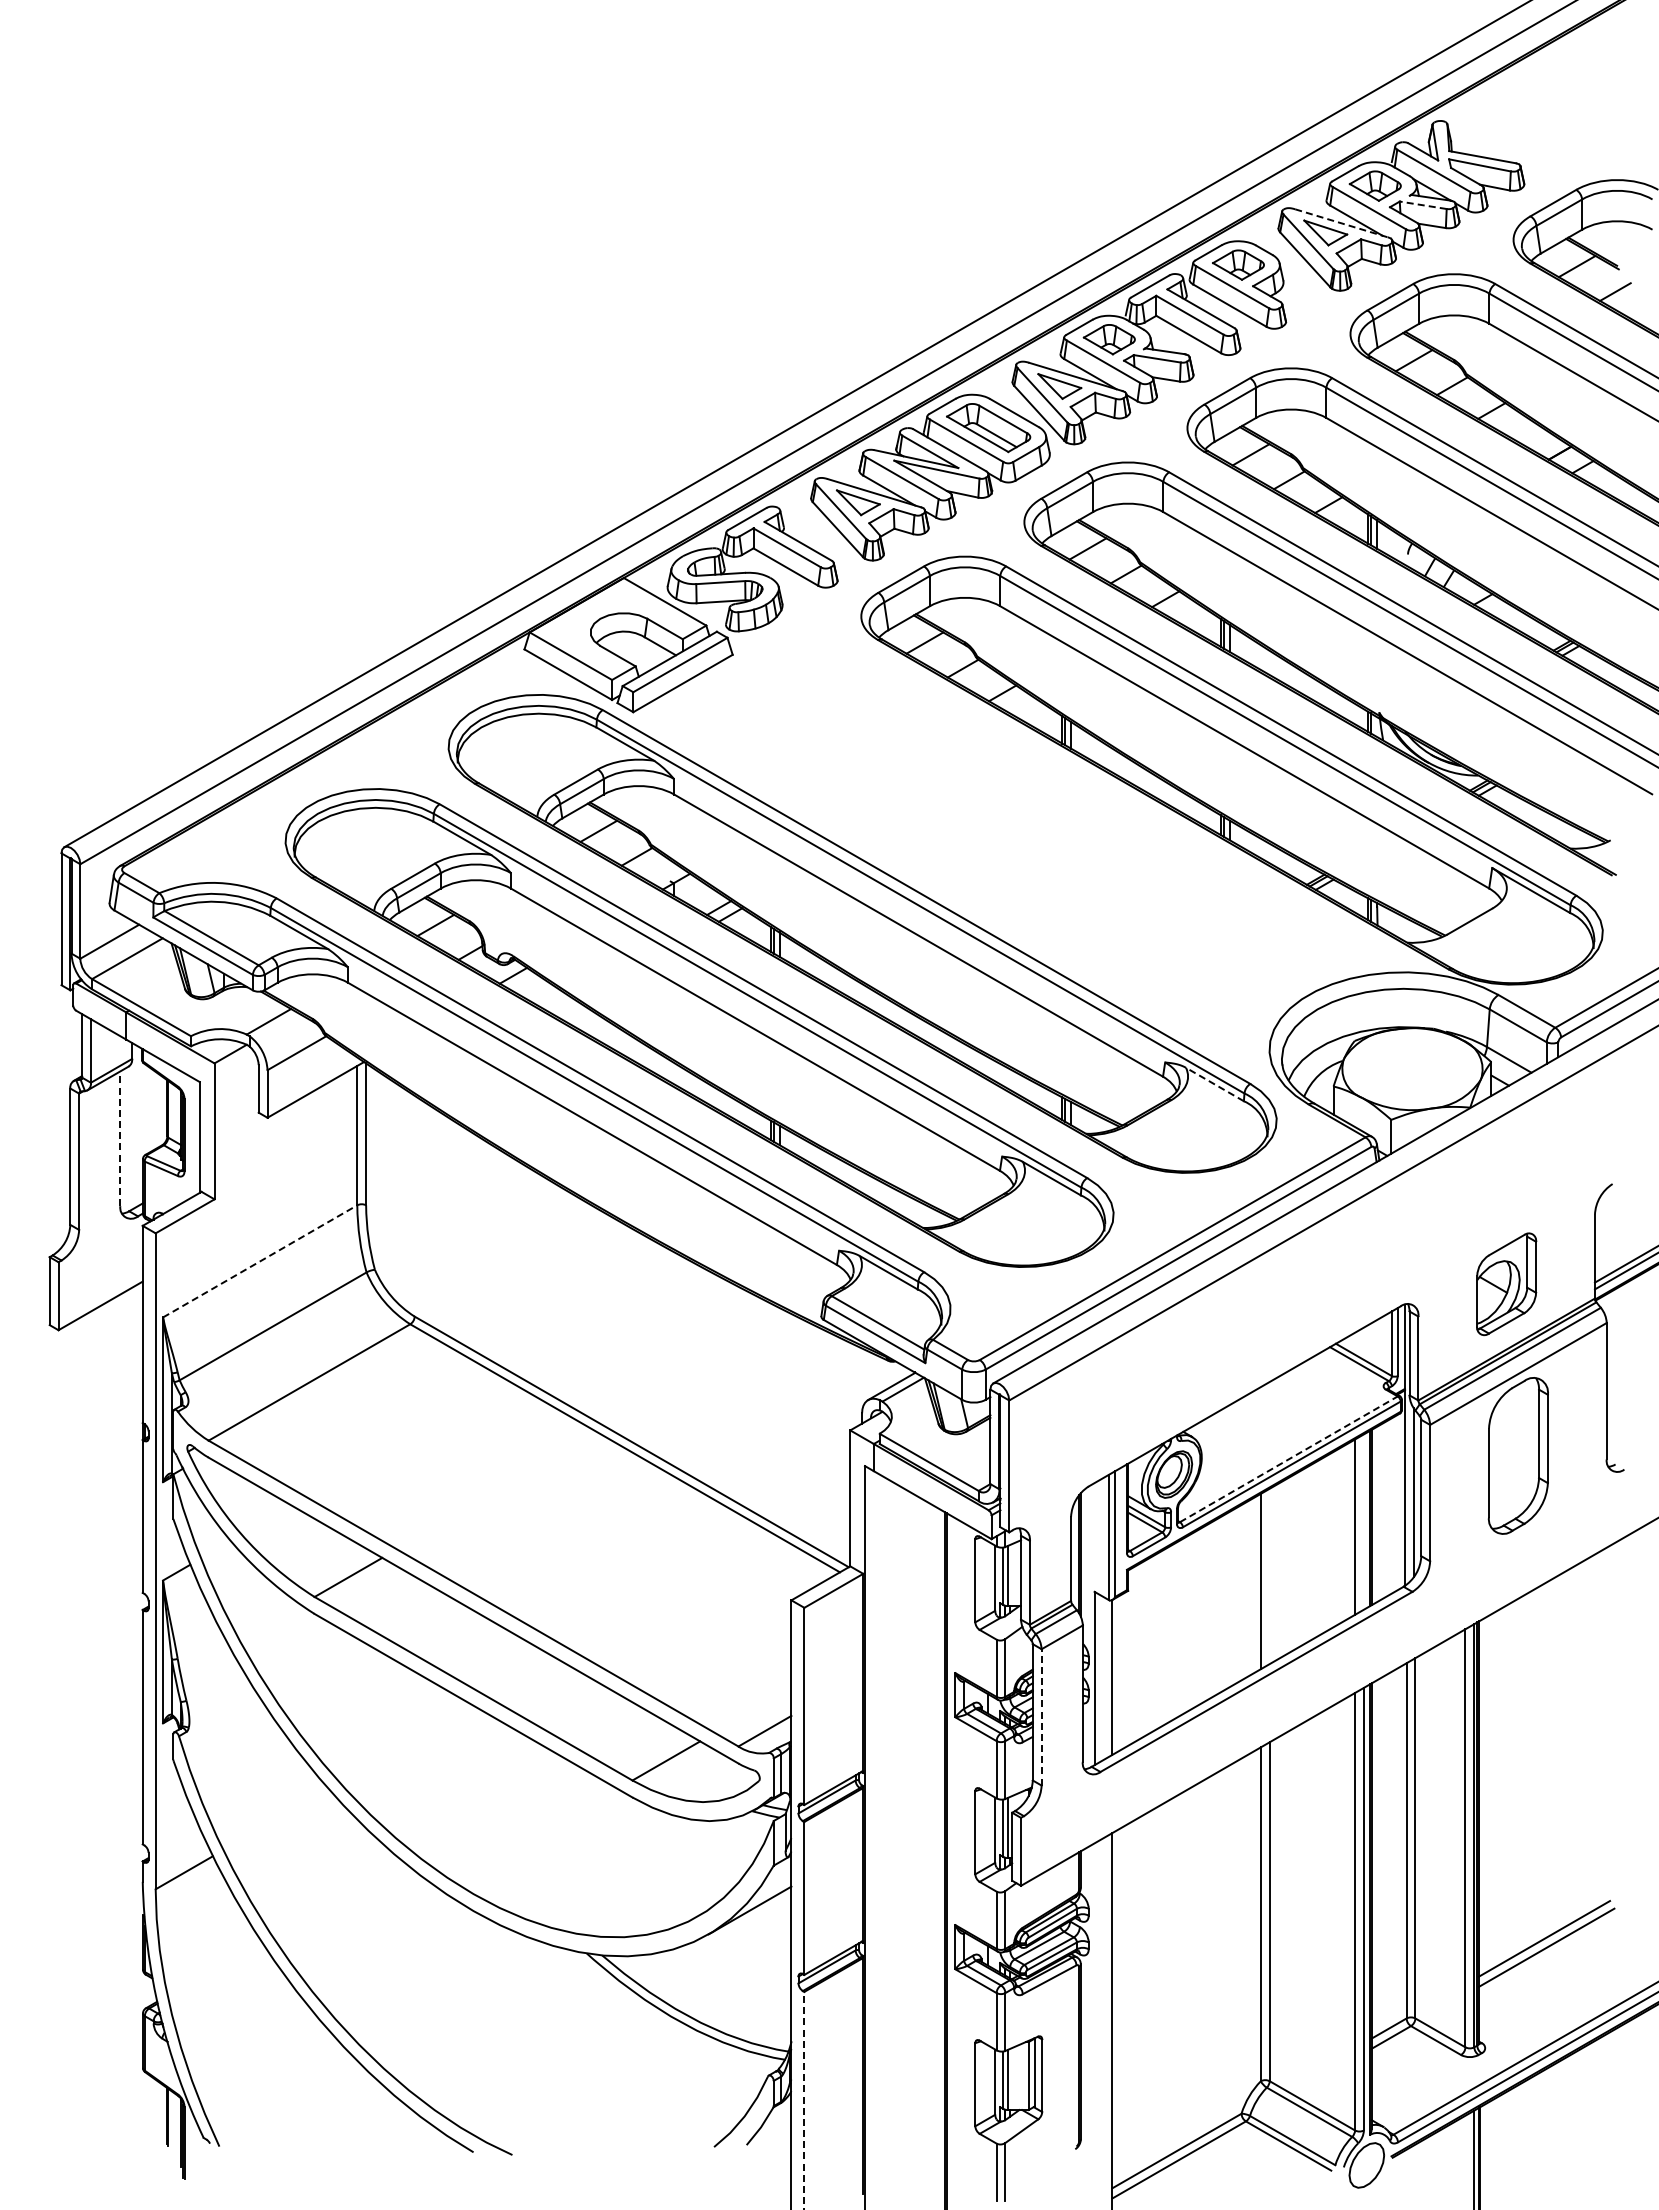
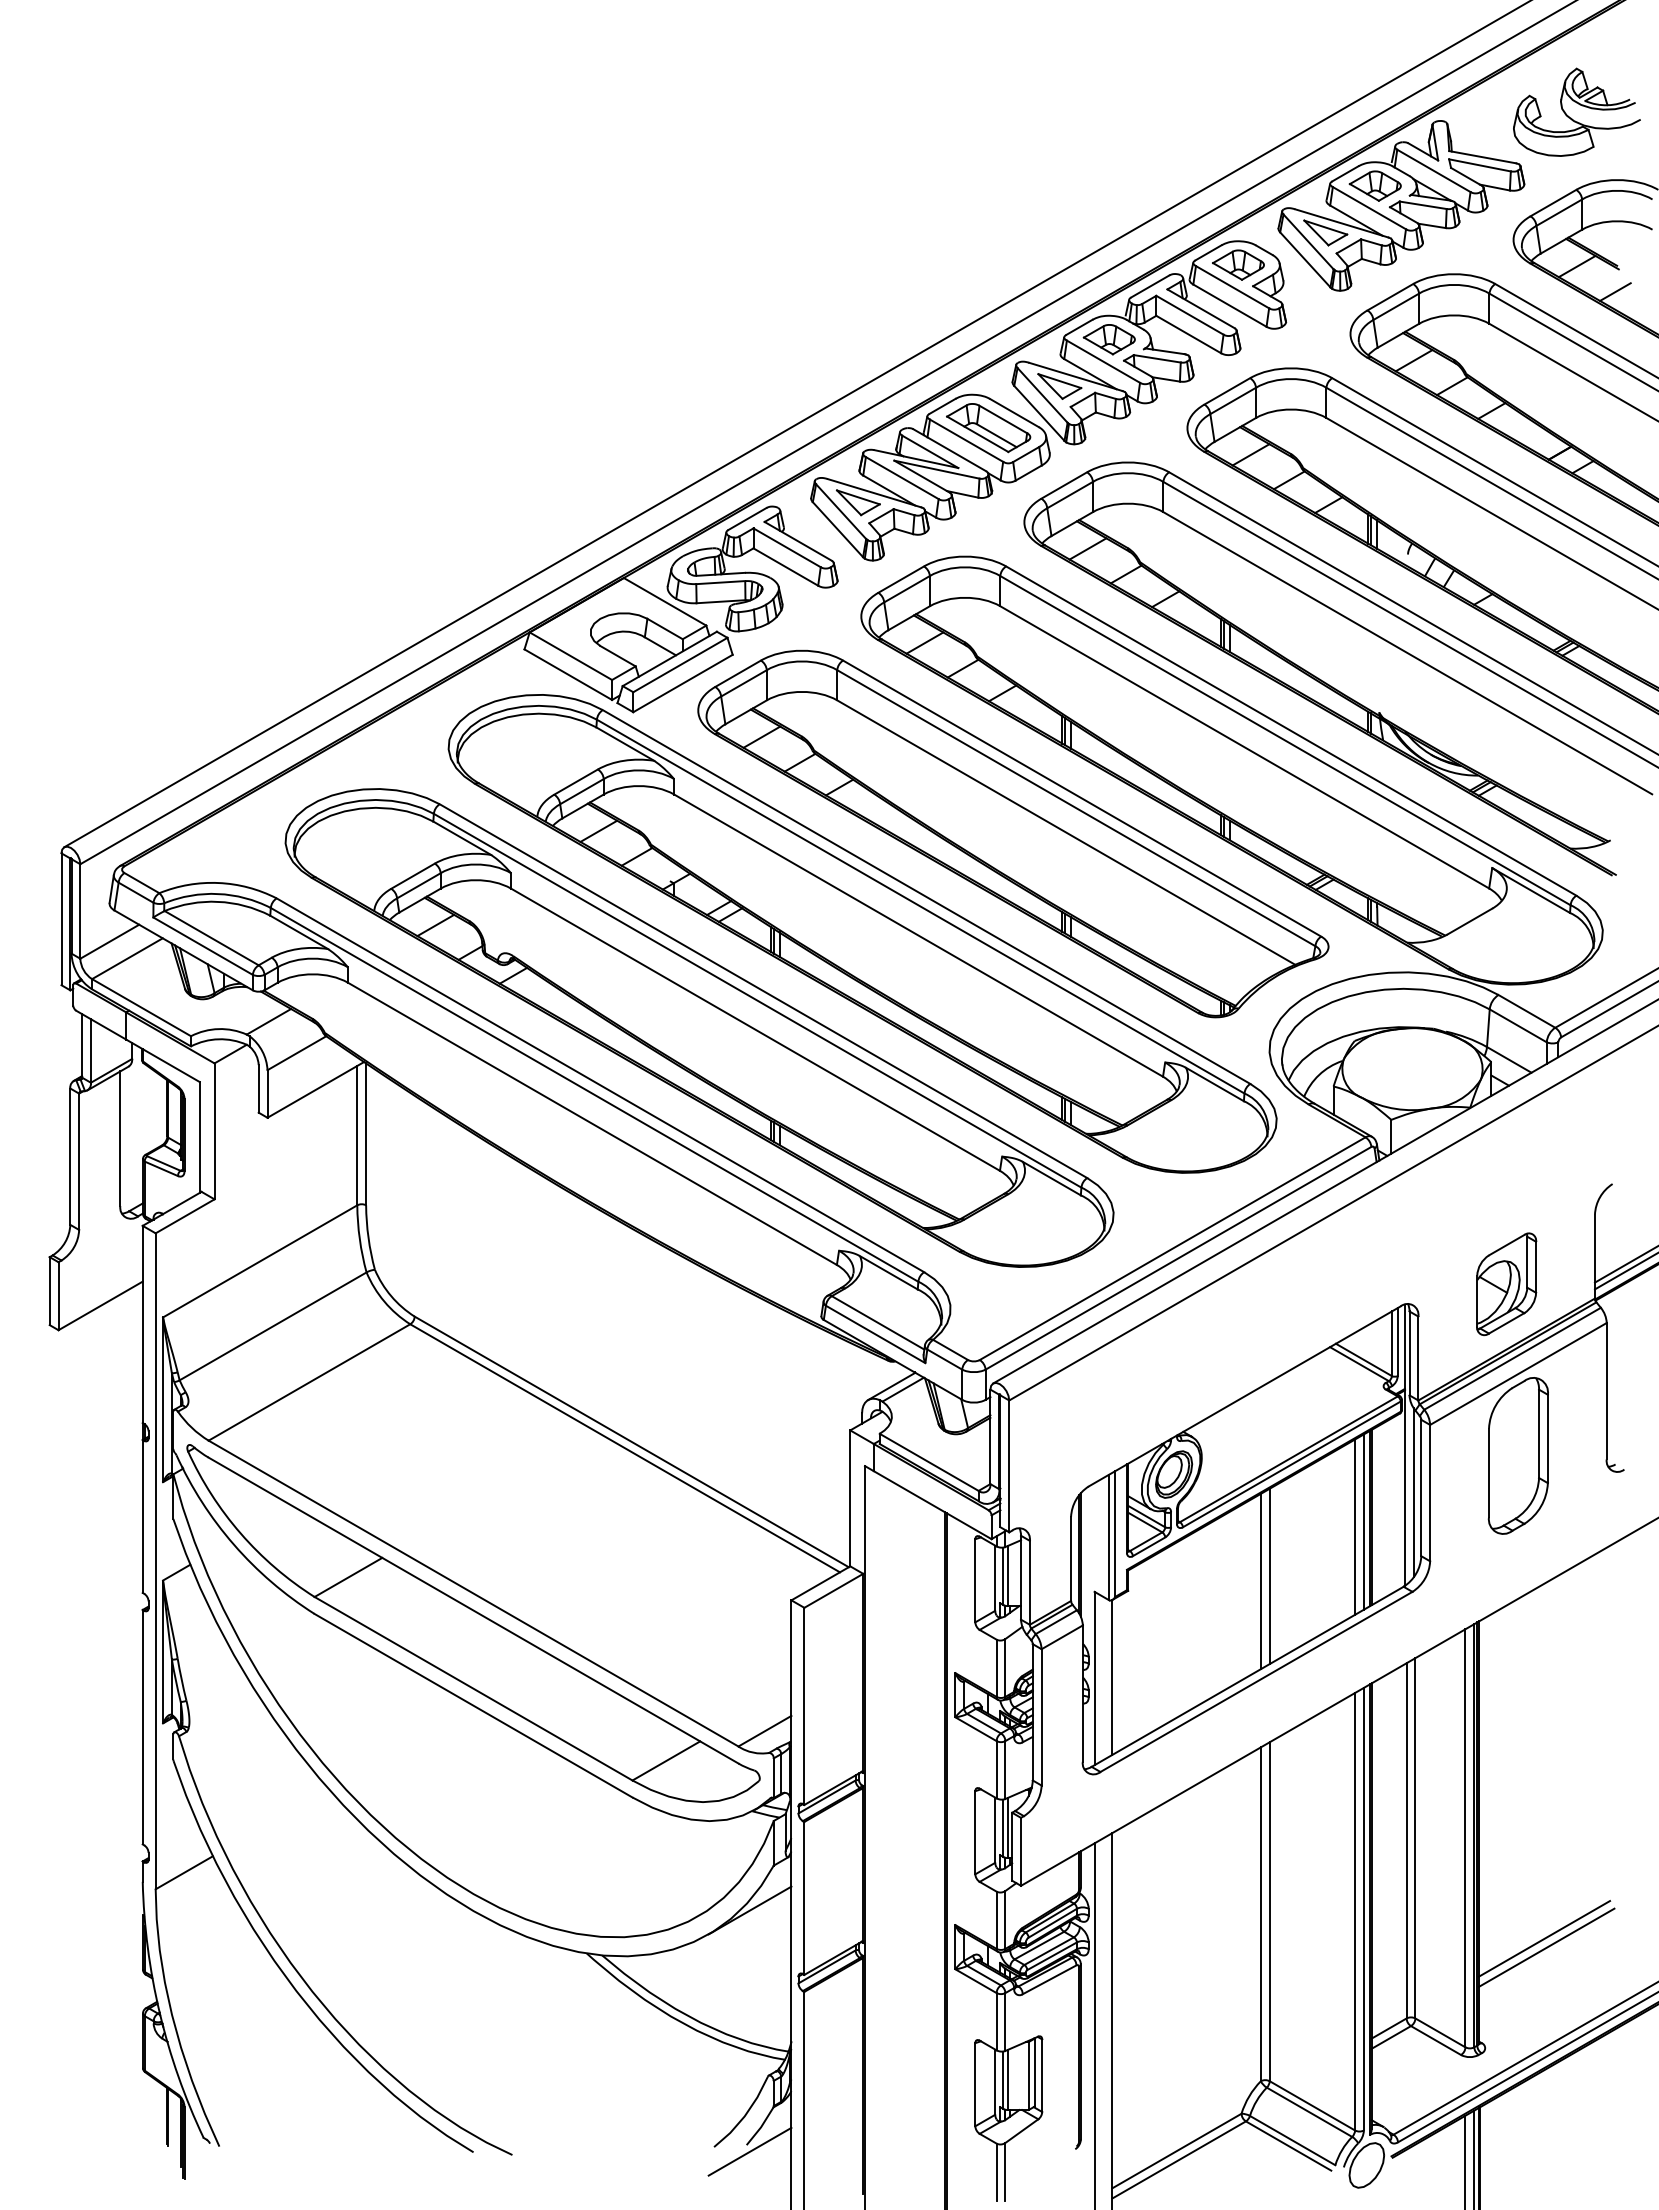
part: none -> present (1580, 105)
line: dashed -> solid (1423, 205)
line: dashed -> solid (1341, 223)
part: none -> present (1013, 833)
line: dashed -> solid (1214, 1084)
line: dashed -> solid (120, 1138)
line: dashed -> solid (260, 1261)
line: dashed -> solid (1288, 1459)
line: none -> present (1363, 1521)
line: none -> present (1269, 1576)
line: dashed -> solid (1041, 1716)
line: none -> present (1094, 2024)
line: dashed -> solid (804, 2100)
line: none -> present (749, 2151)
line: none -> present (1465, 2160)
